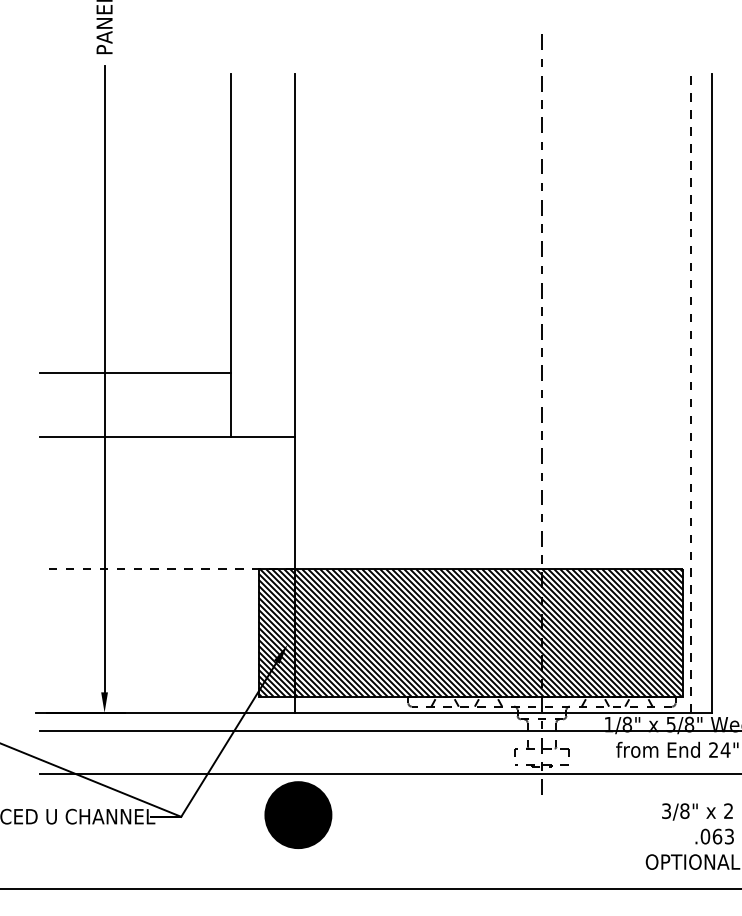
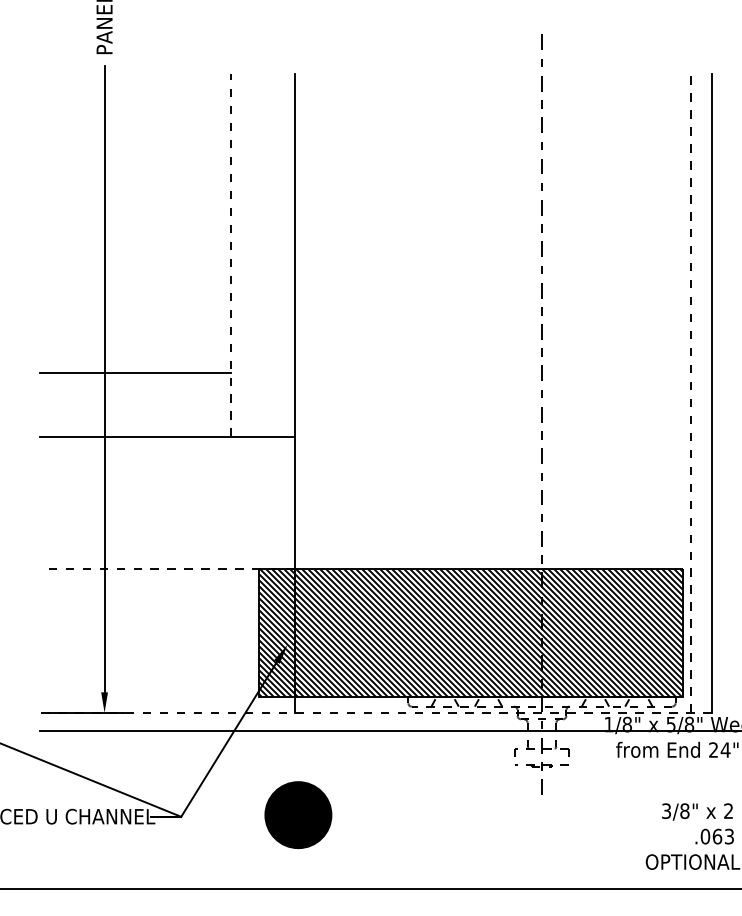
line: solid -> dashed (231, 255)
line: solid -> dashed (373, 712)
line: present -> none (389, 773)
